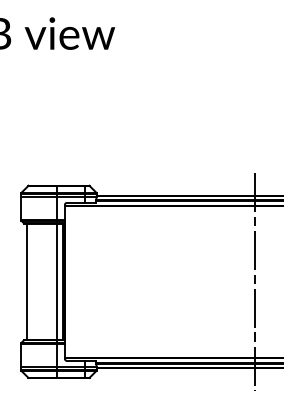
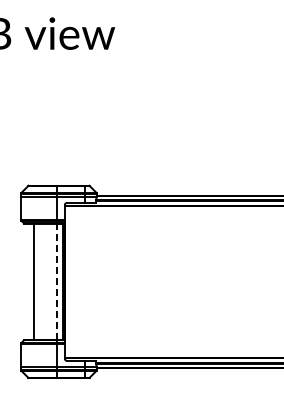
line position: (27, 281) -> (34, 281) (34, 281)
line: solid -> dashed (57, 281)
line: present -> none (254, 281)
